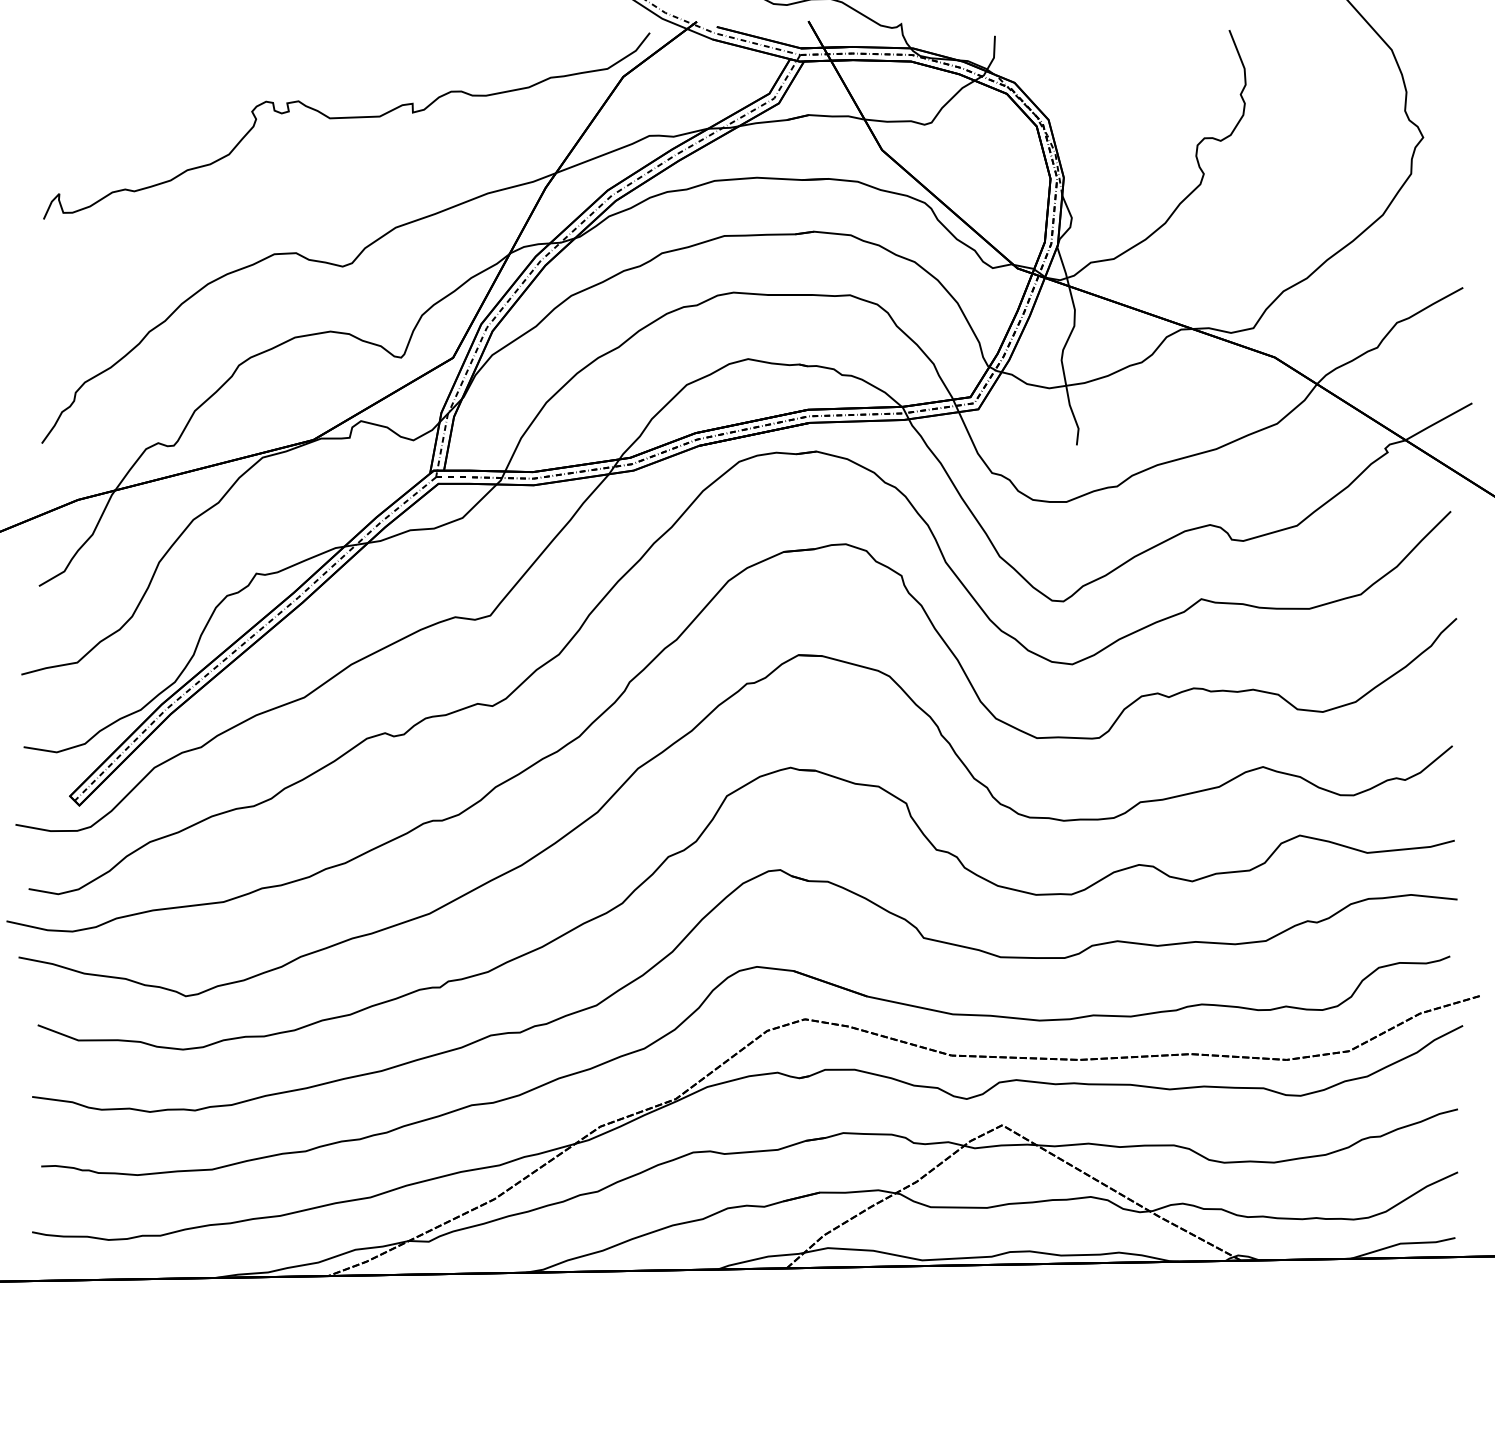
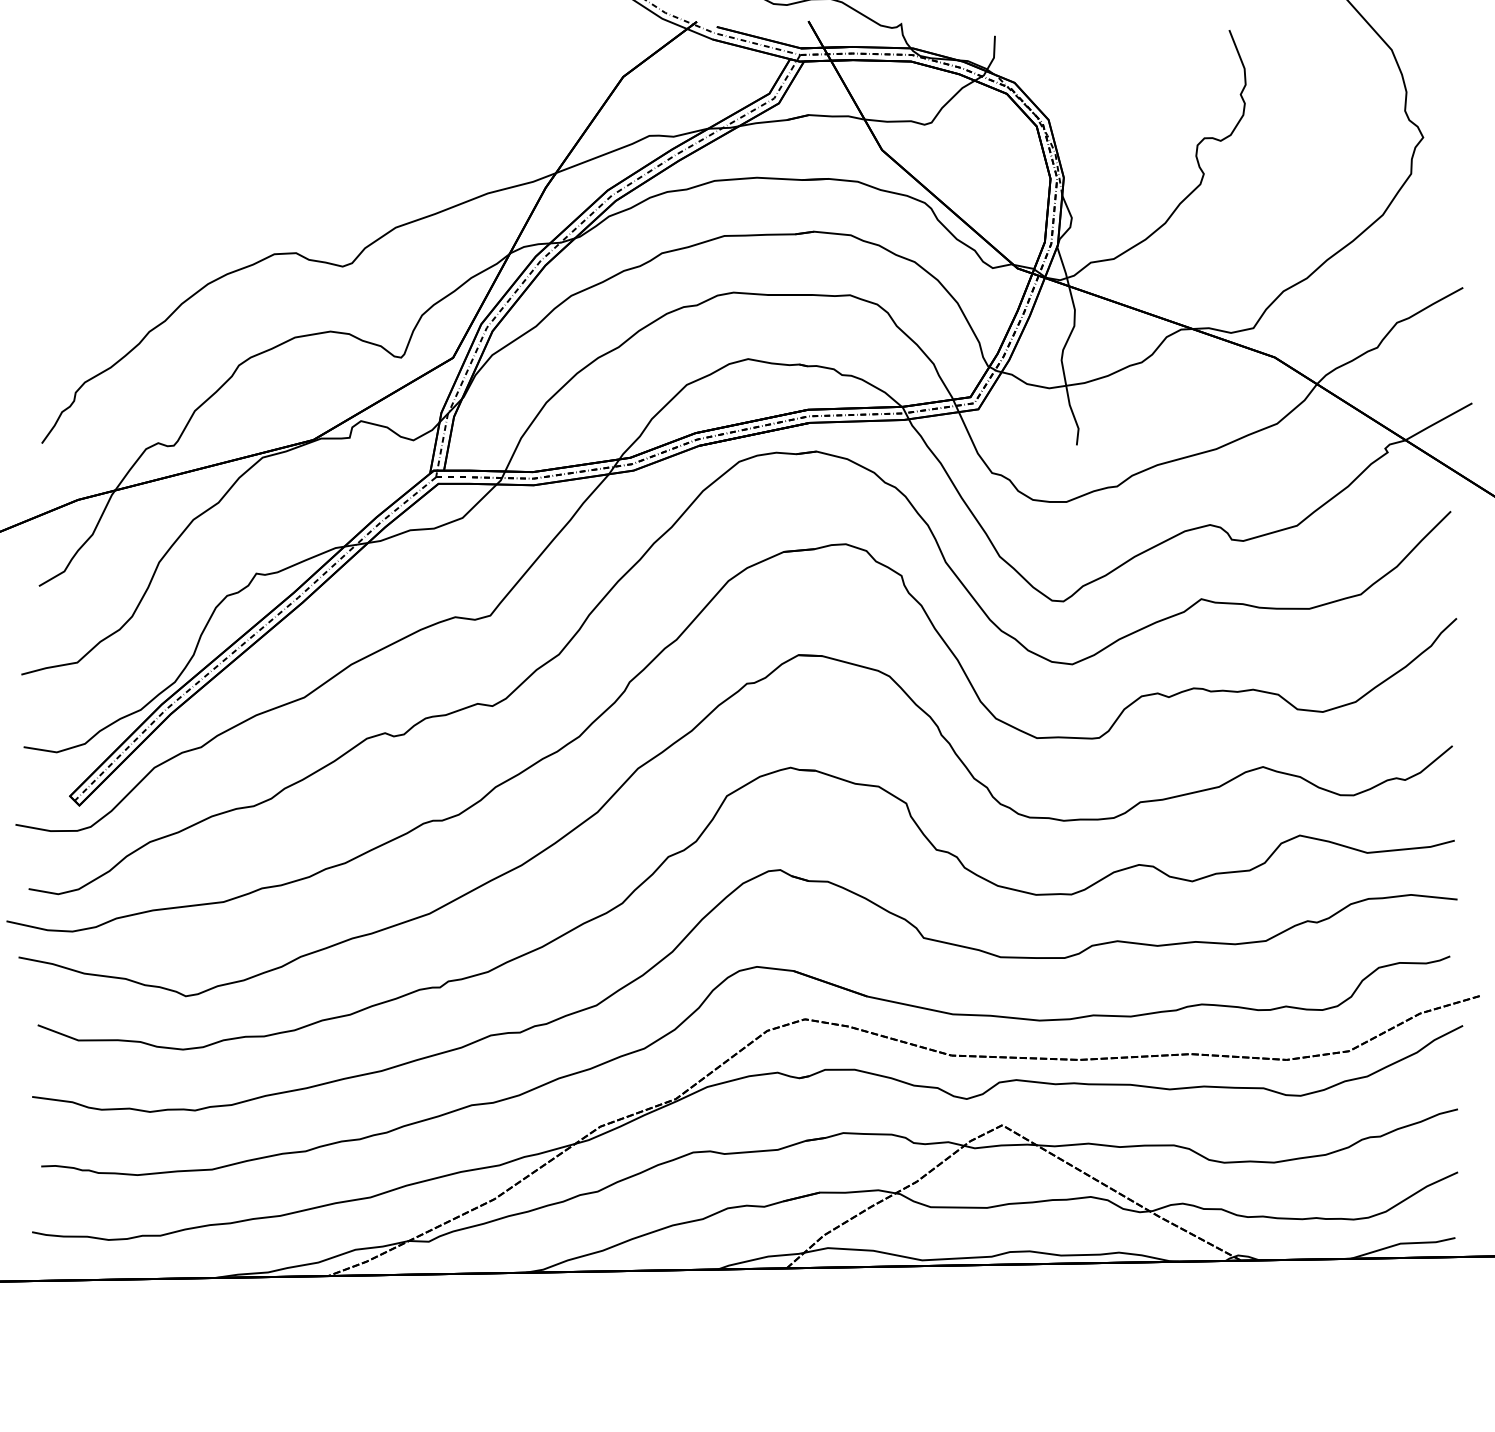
curve: present -> none (346, 118)
